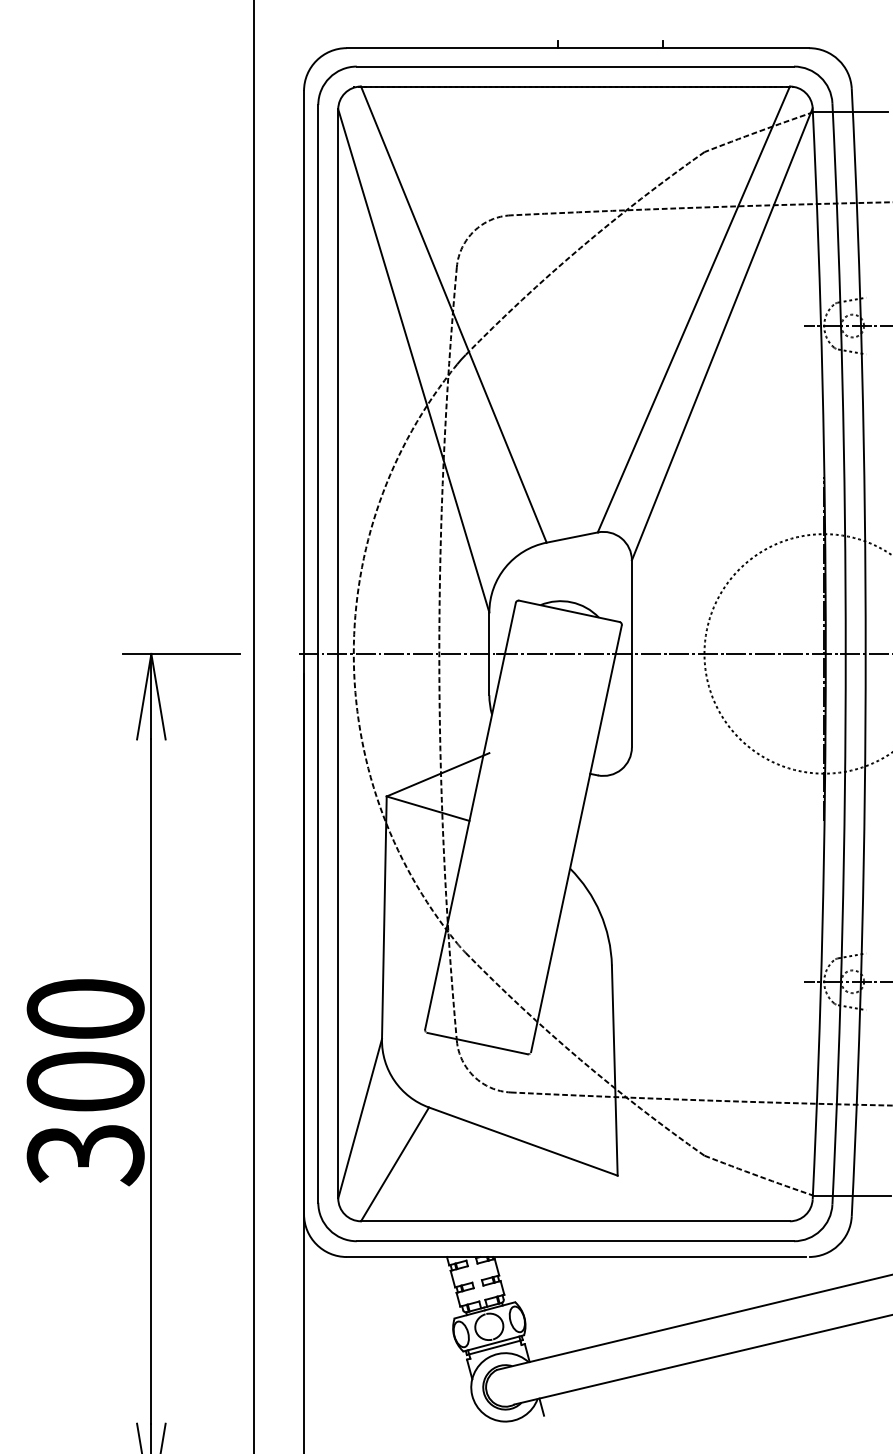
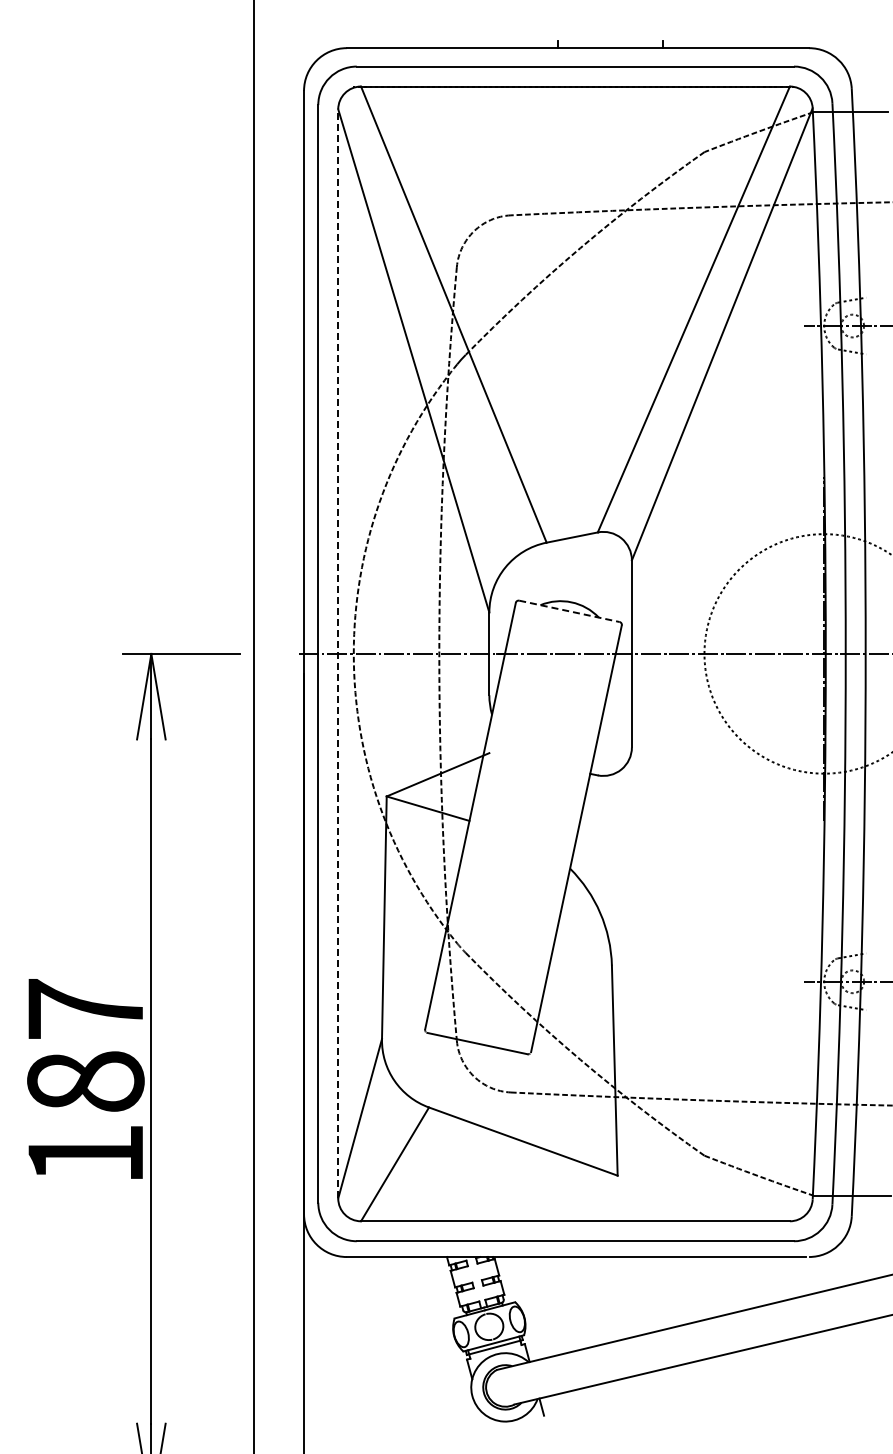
line: solid -> dashed (569, 611)
line: solid -> dashed (338, 653)
text: 300 -> 187 (85, 1082)
